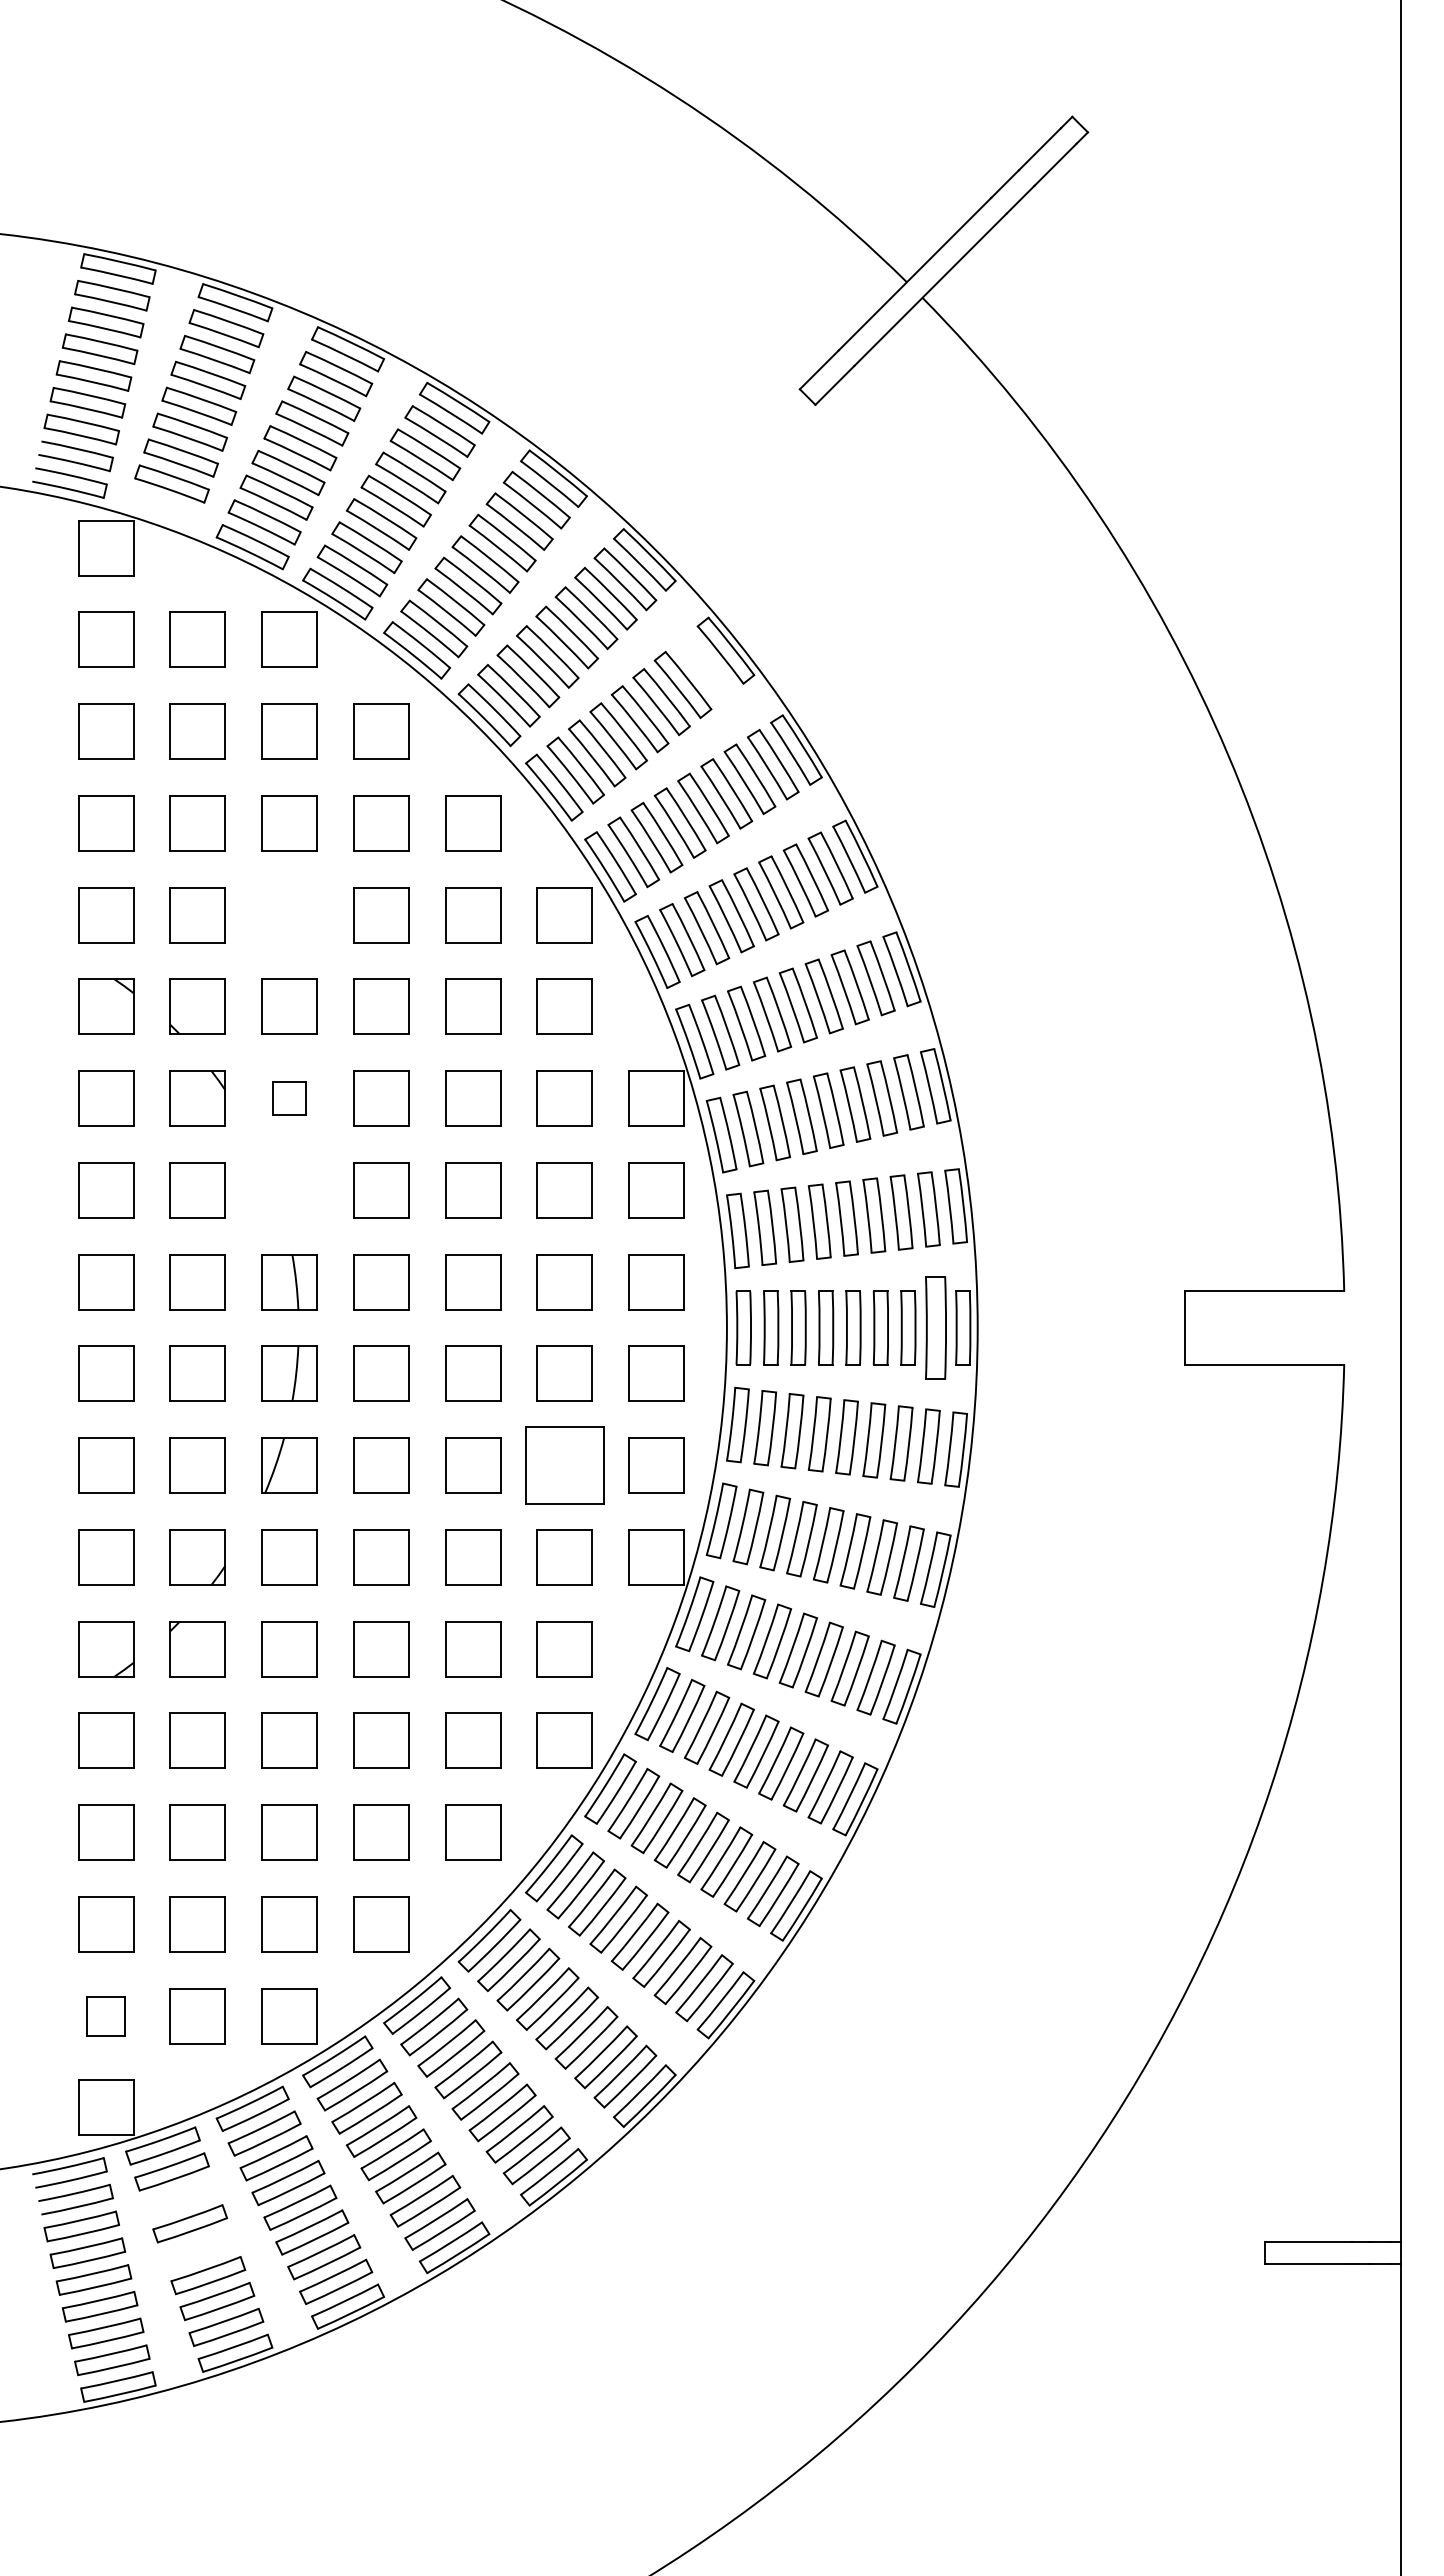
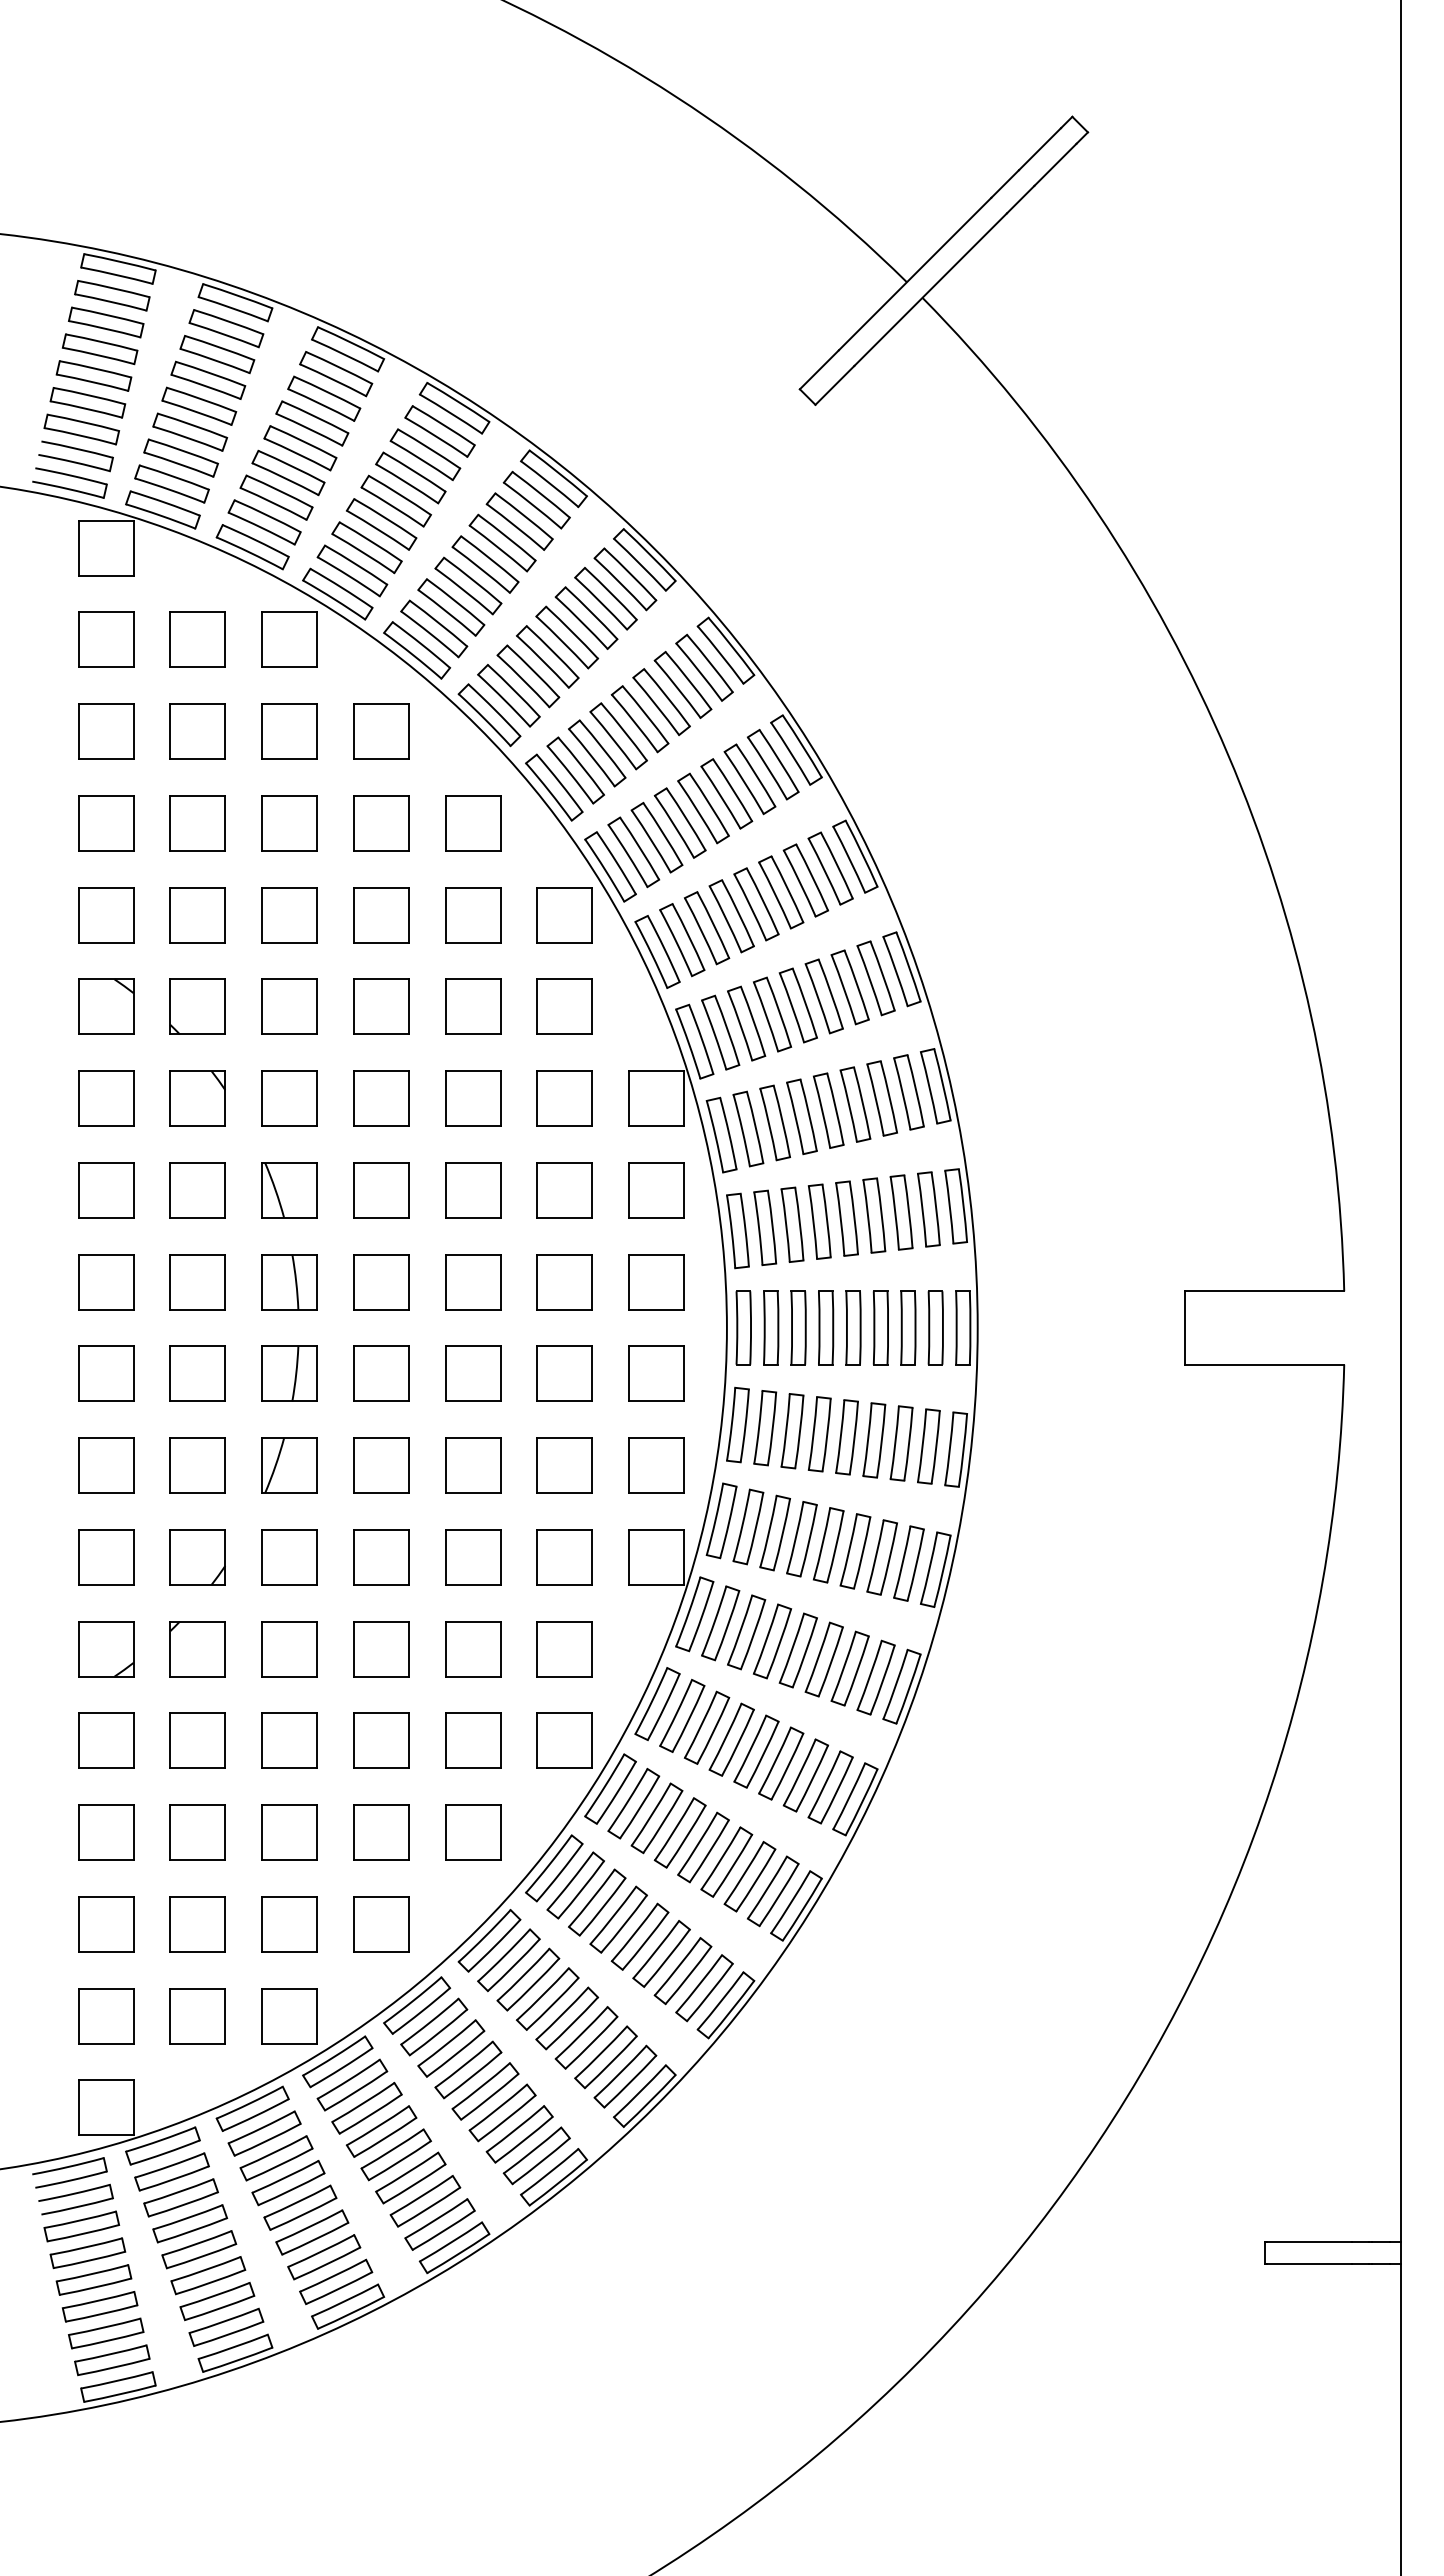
part: none -> present (162, 509)
part: none -> present (704, 667)
part: none -> present (289, 915)
part size: 35x35 px -> 57x57 px (289, 1098)
part: none -> present (289, 1190)
part size: 22x104 px -> 17x76 px (935, 1327)
part size: 80x79 px -> 57x57 px (564, 1465)
part size: 40x41 px -> 57x57 px (106, 2016)
part: none -> present (180, 2197)
part: none -> present (199, 2249)
